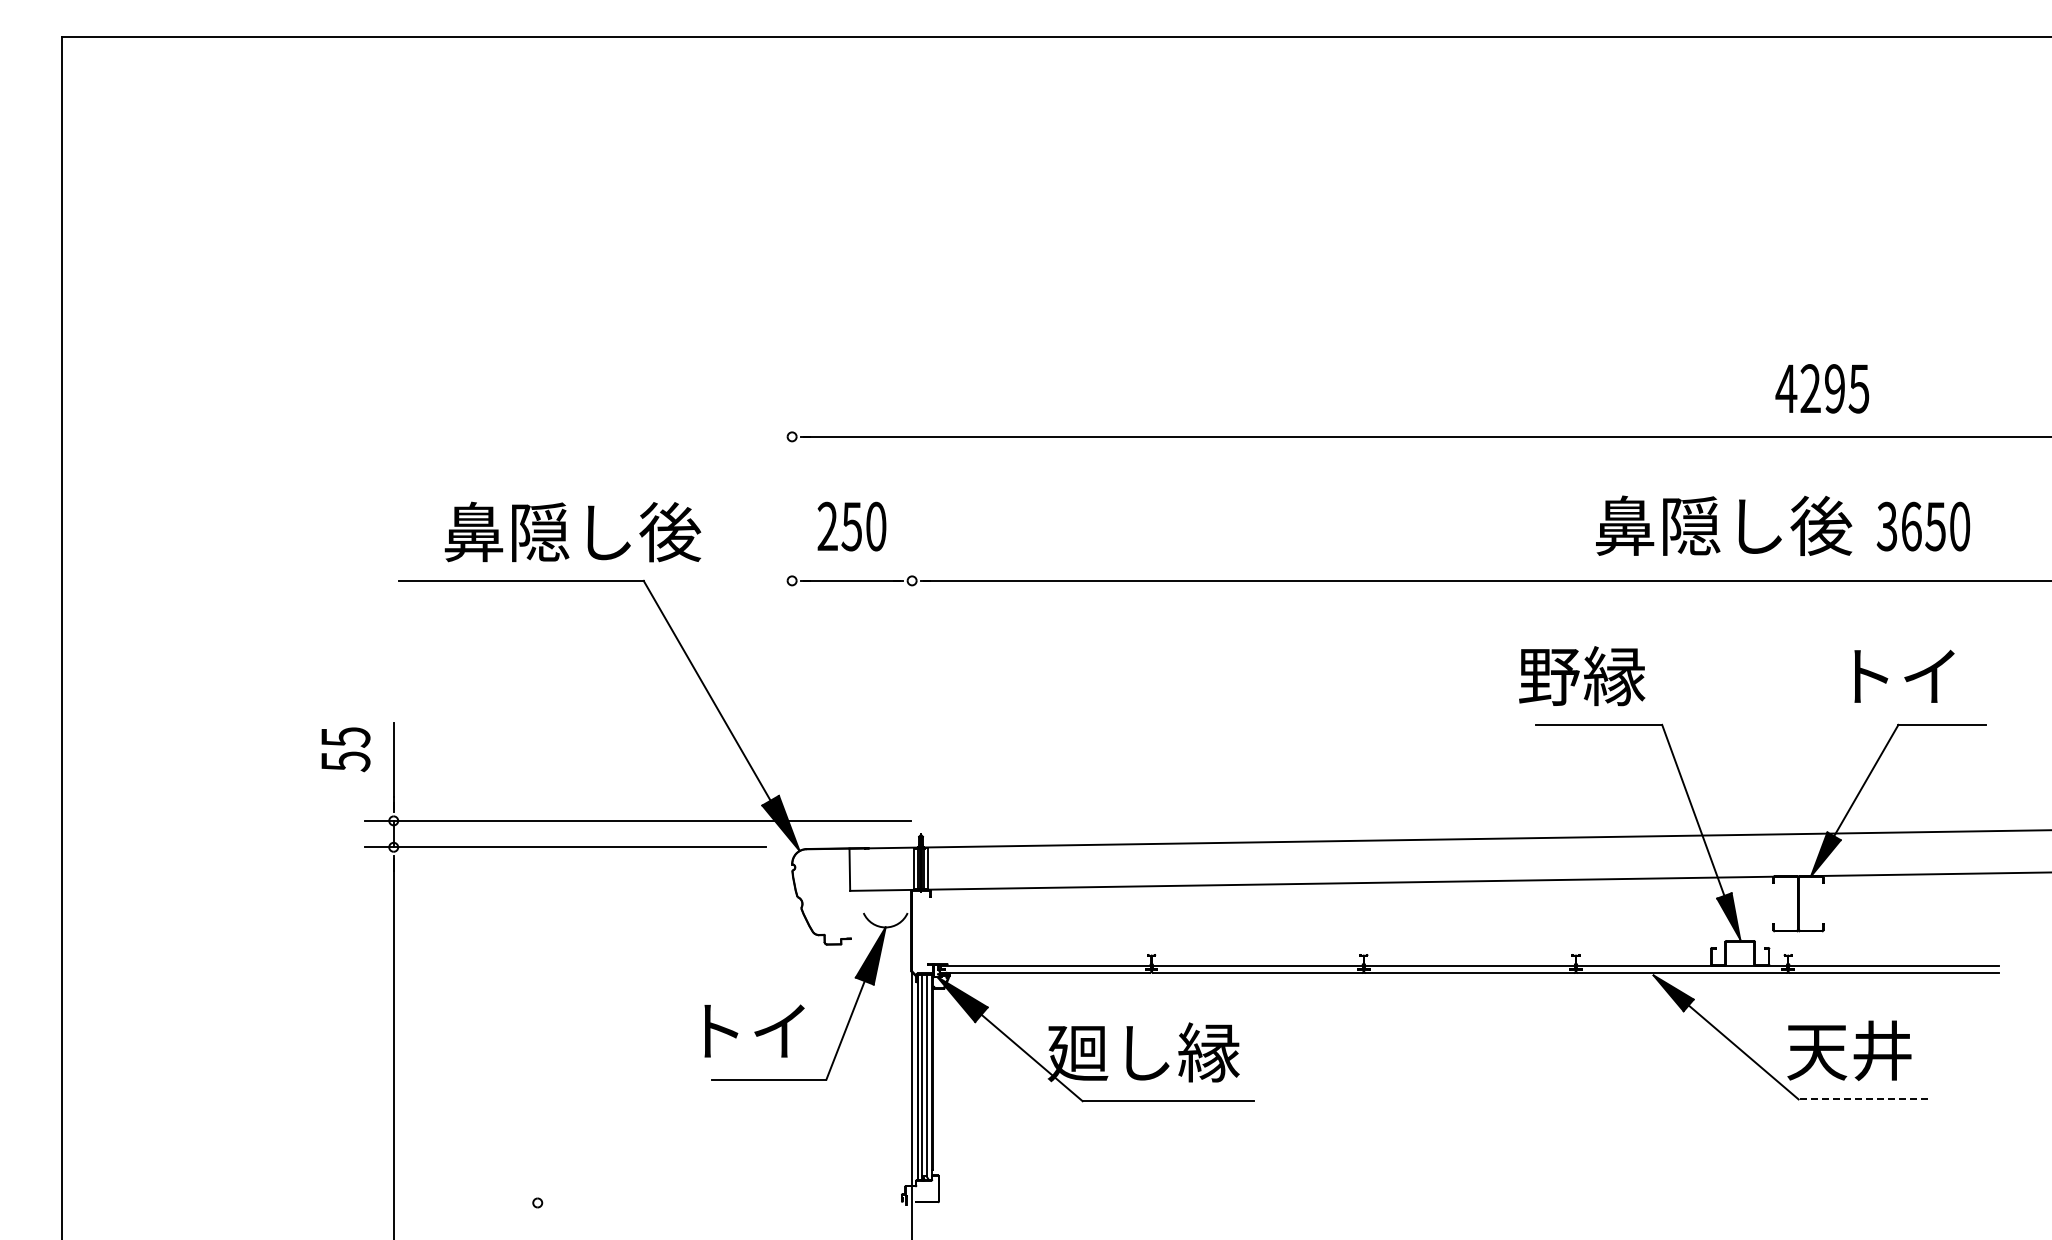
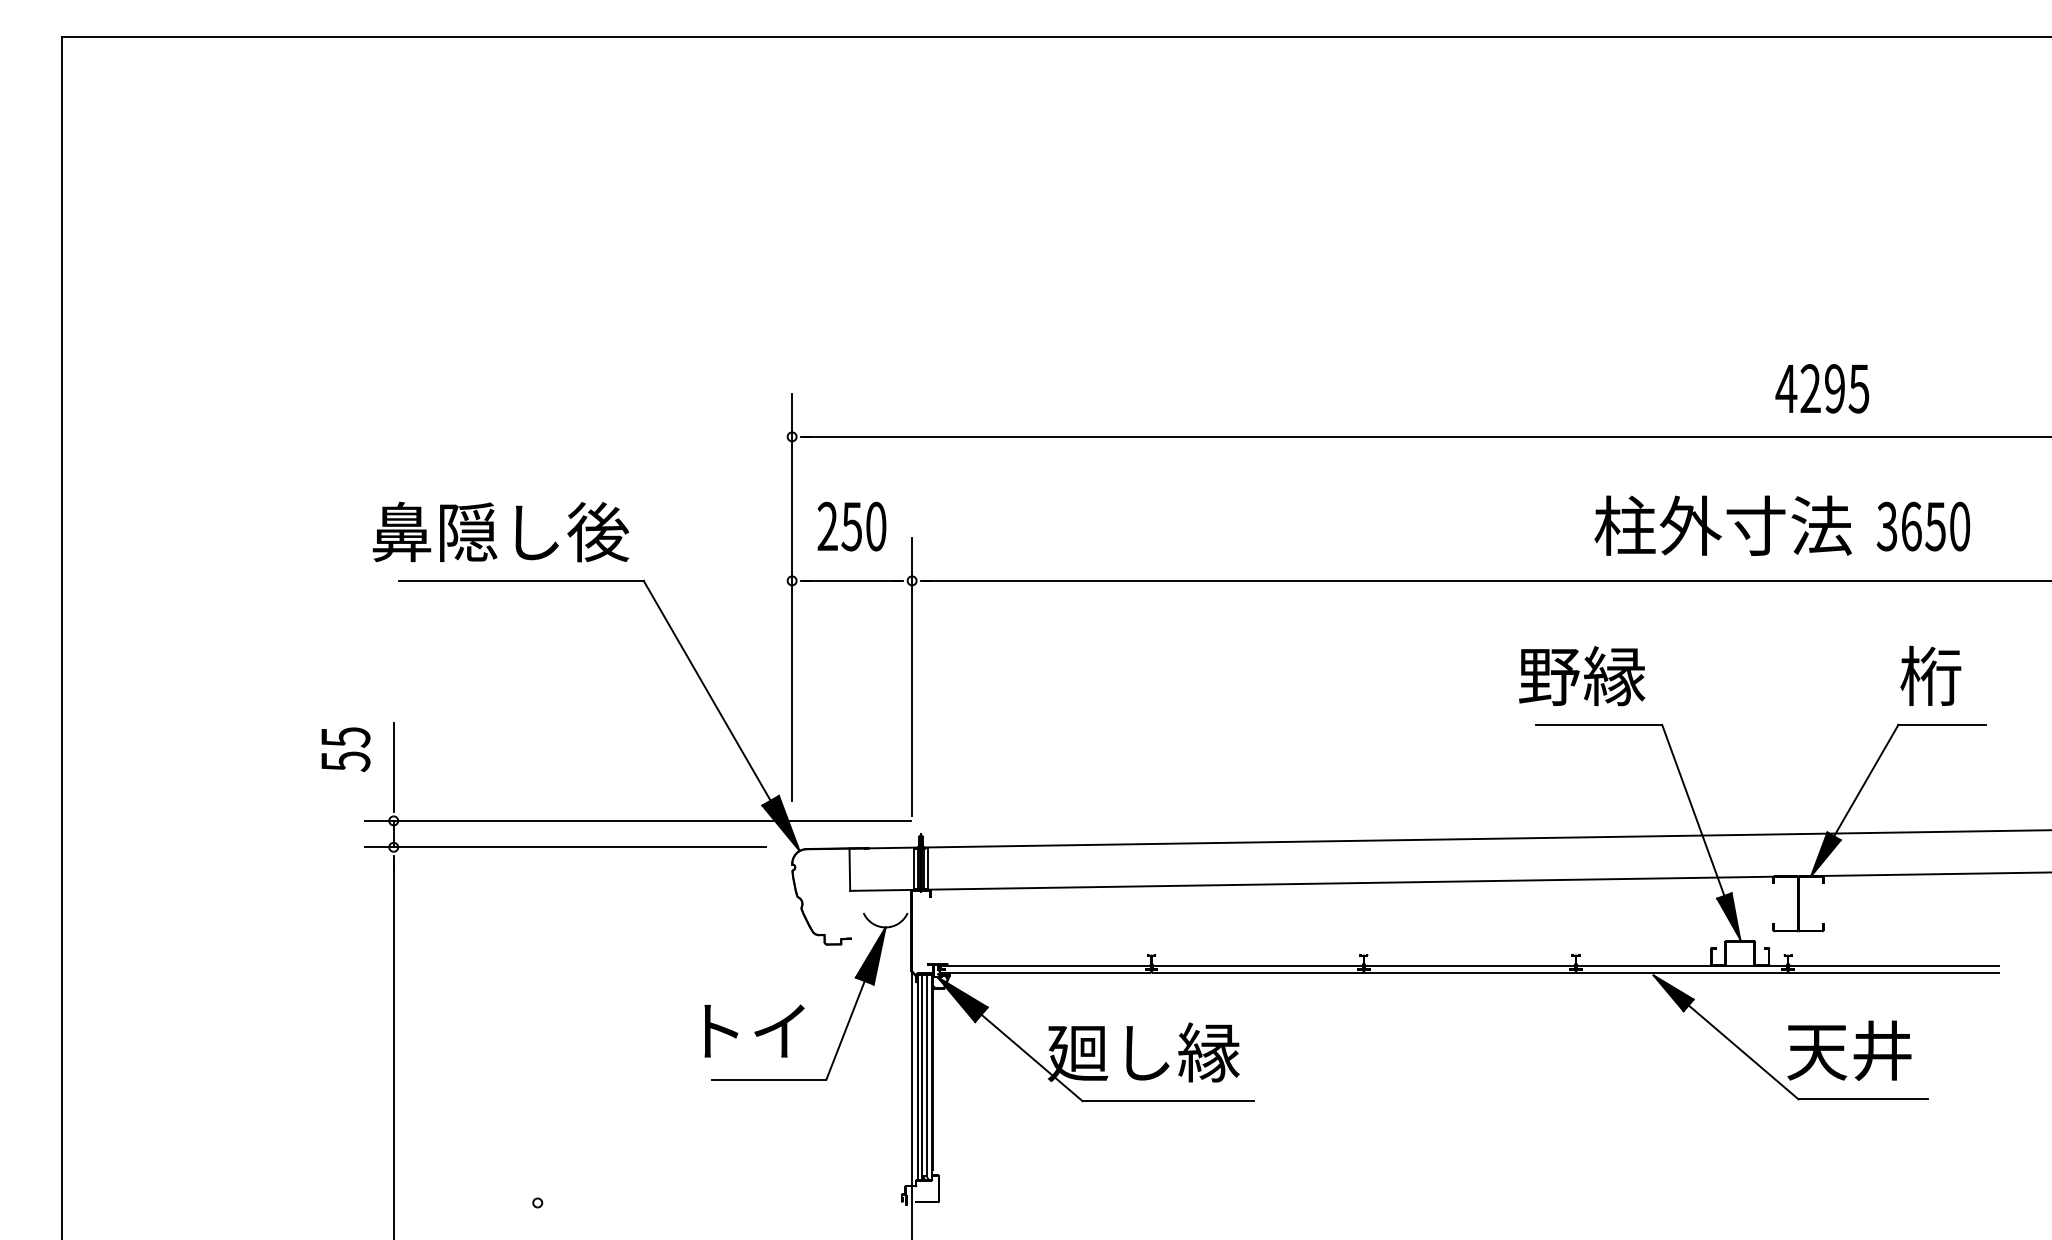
text: 鼻隠し後 -> 柱外寸法 (1723, 525)
text position: (572, 531) -> (500, 531) (500, 531)
line: none -> present (792, 597)
text: トイ -> 桁 (1907, 675)
line: none -> present (912, 676)
line: dashed -> solid (1863, 1099)
